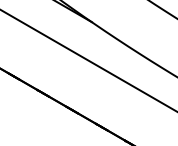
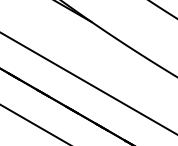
line position: (88, 60) -> (88, 82) (88, 82)
line: none -> present (34, 123)
